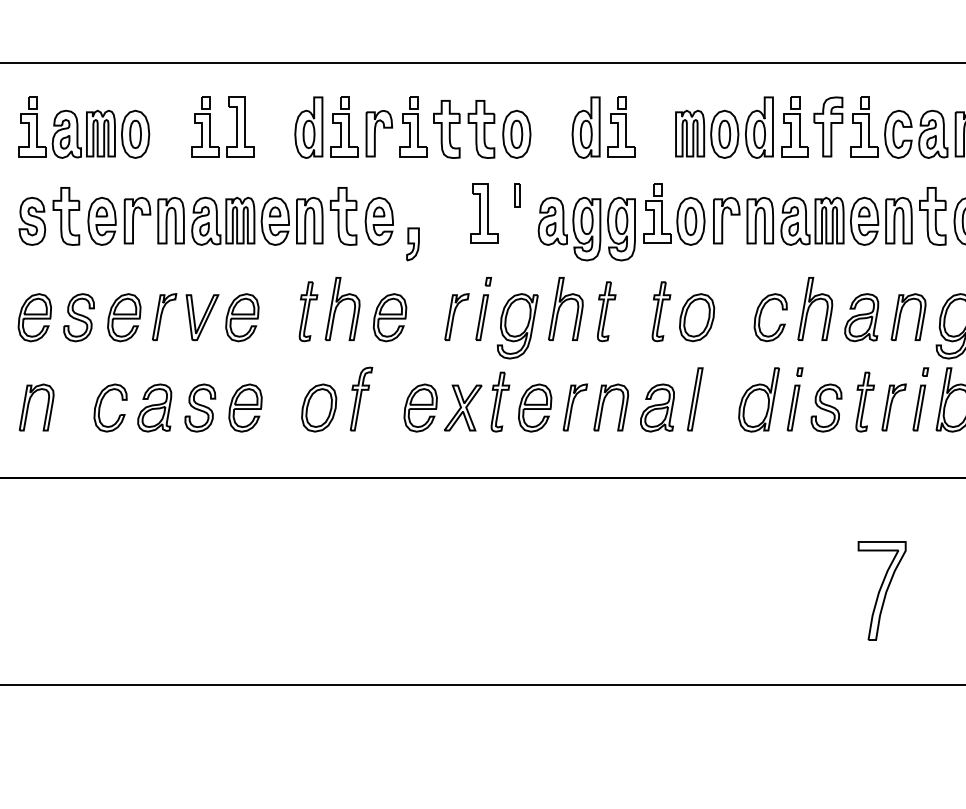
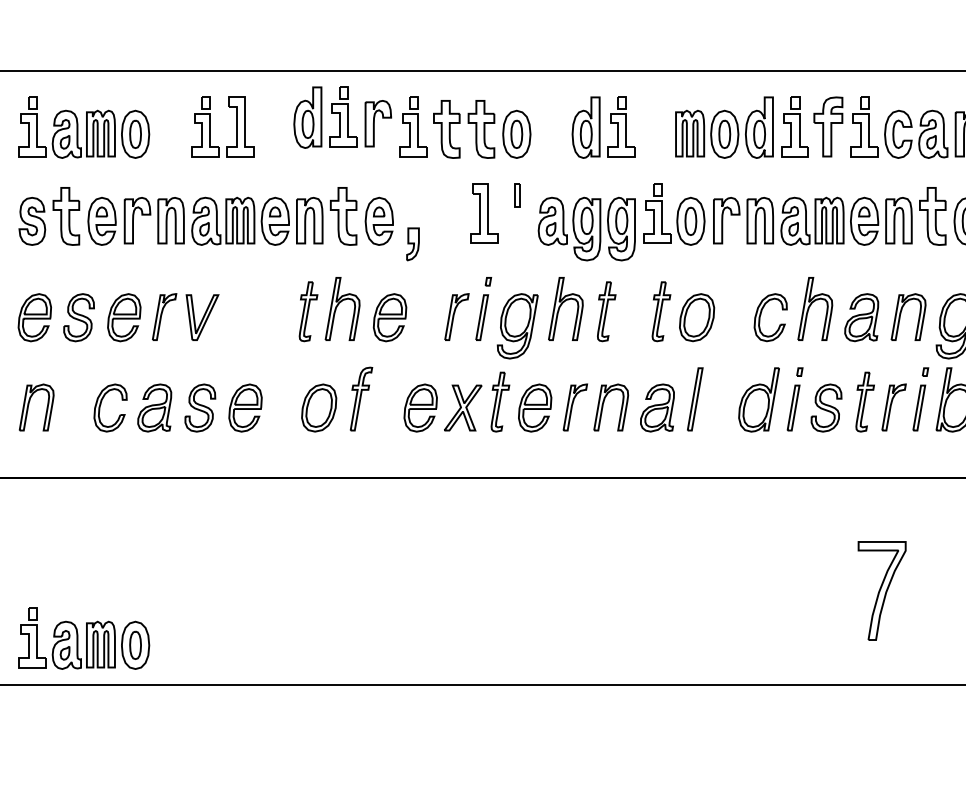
line position: (482, 62) -> (482, 70) (482, 70)
part position: (343, 127) -> (342, 117) (342, 117)
part: present -> none (242, 317)
part: none -> present (84, 638)
